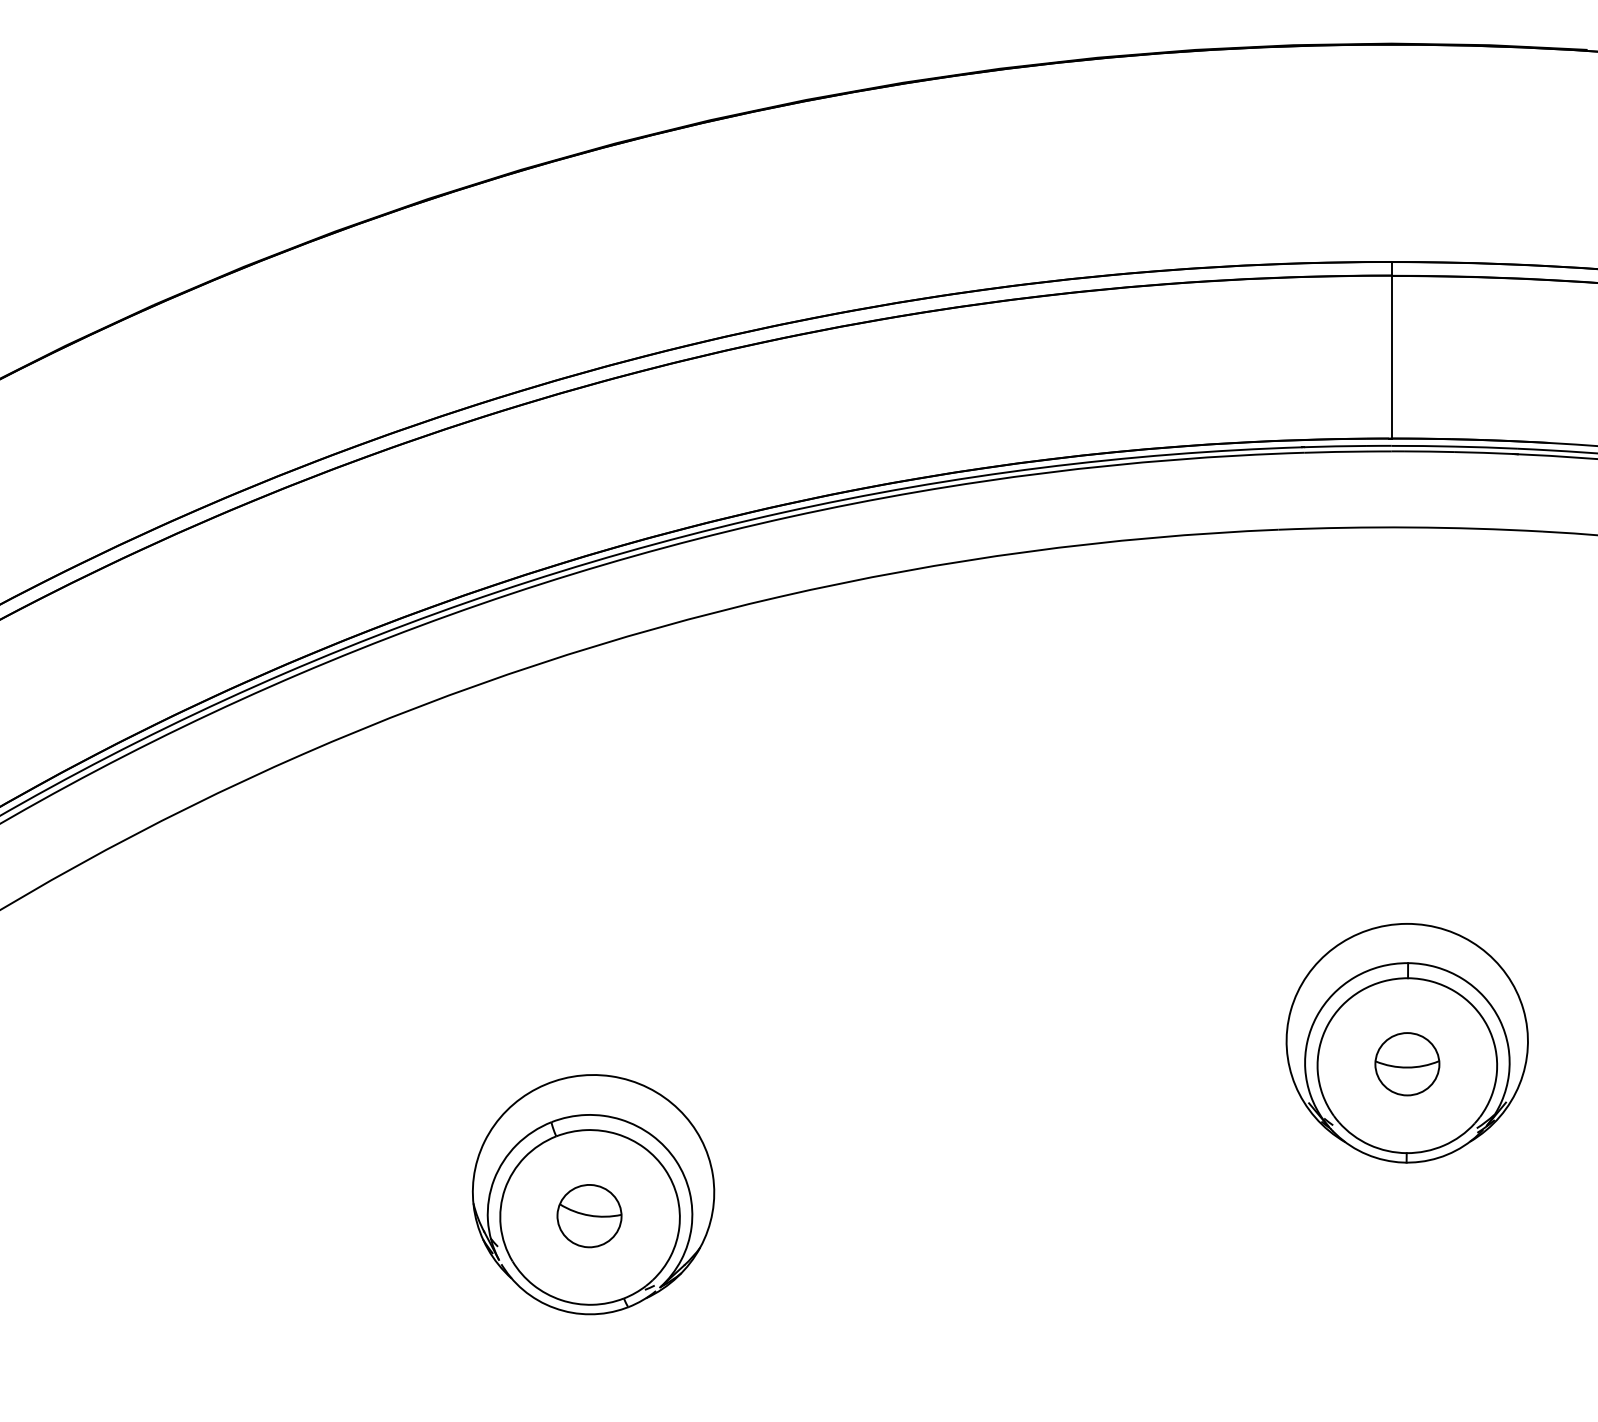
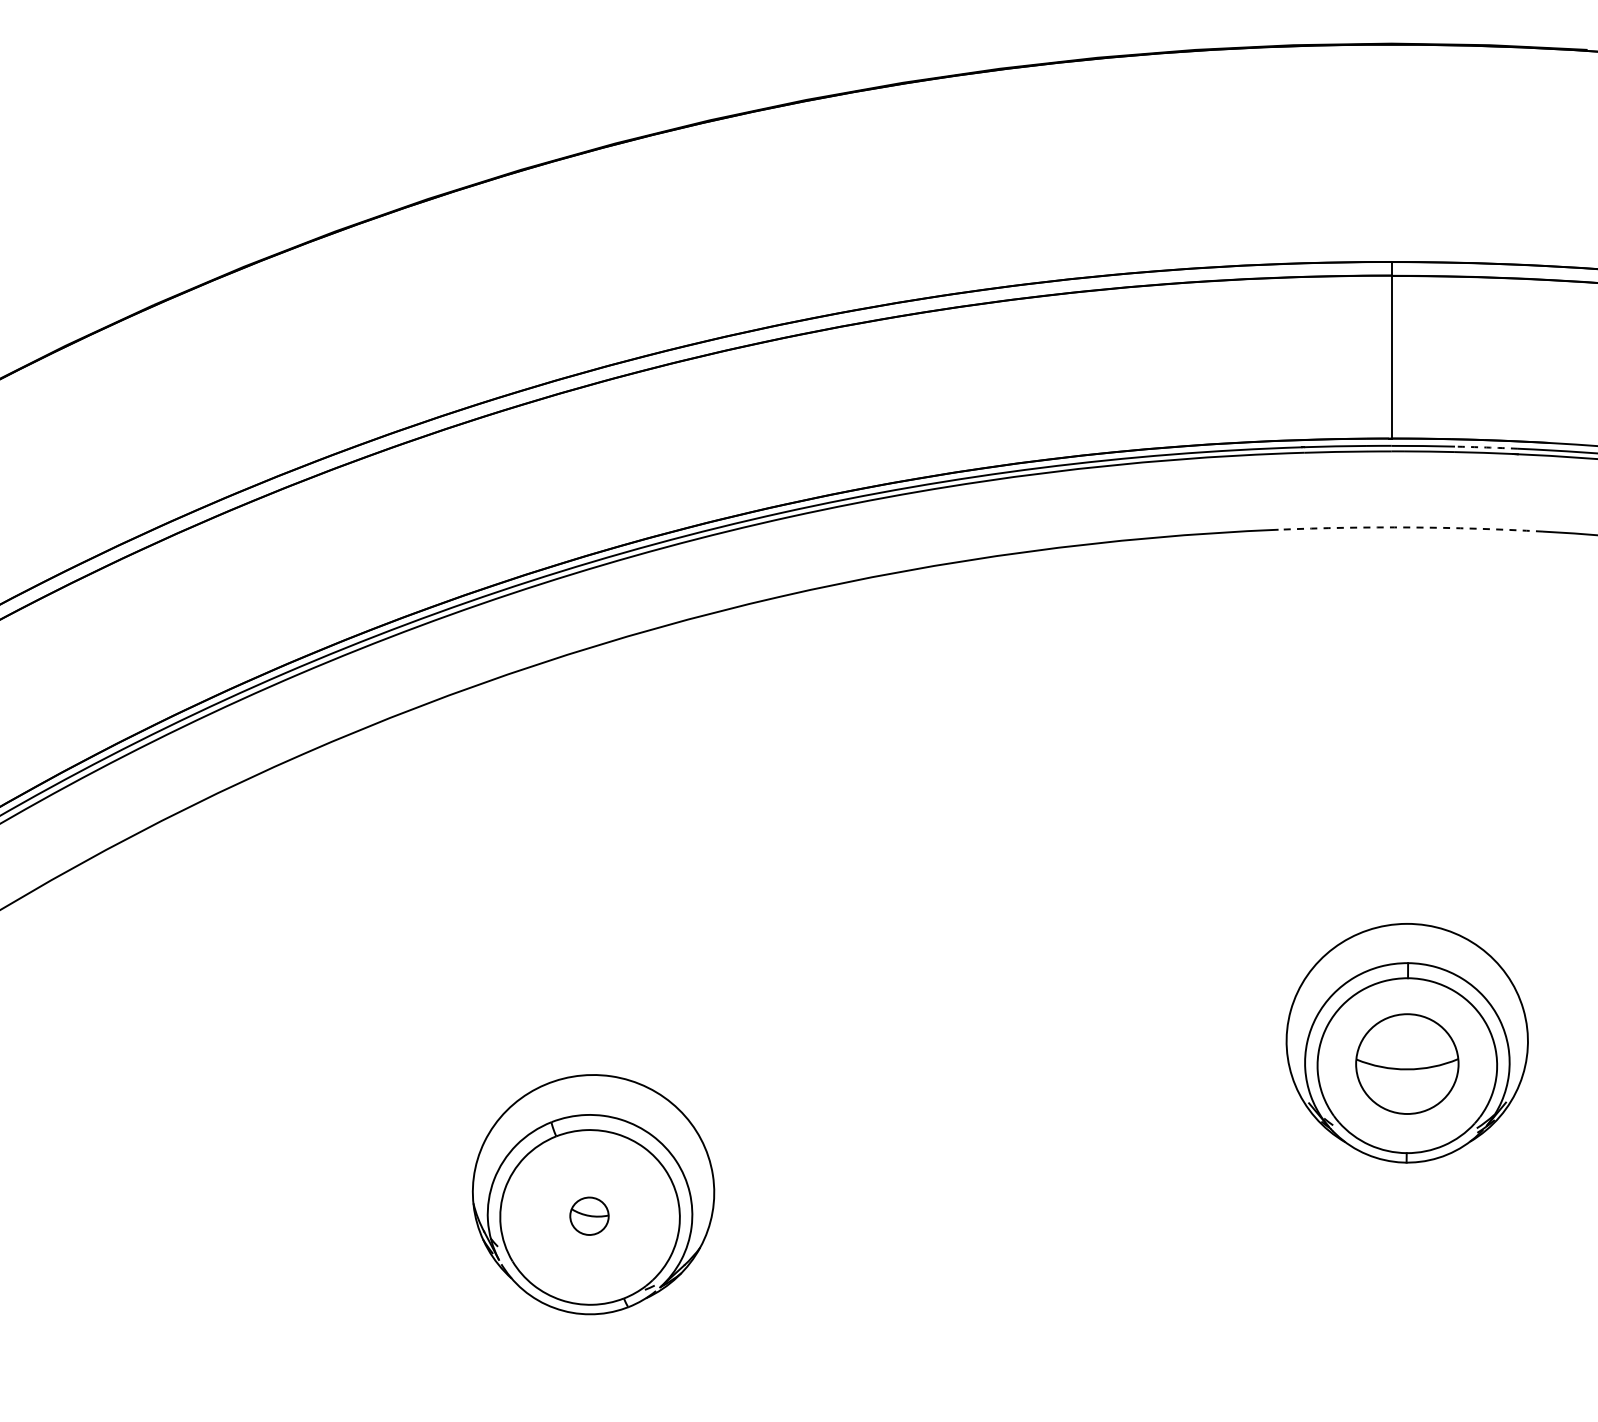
arc: solid -> dashed (1486, 447)
arc: solid -> dashed (1410, 527)
part size: 67x65 px -> 105x102 px (1407, 1063)
part size: 67x65 px -> 41x40 px (589, 1215)
